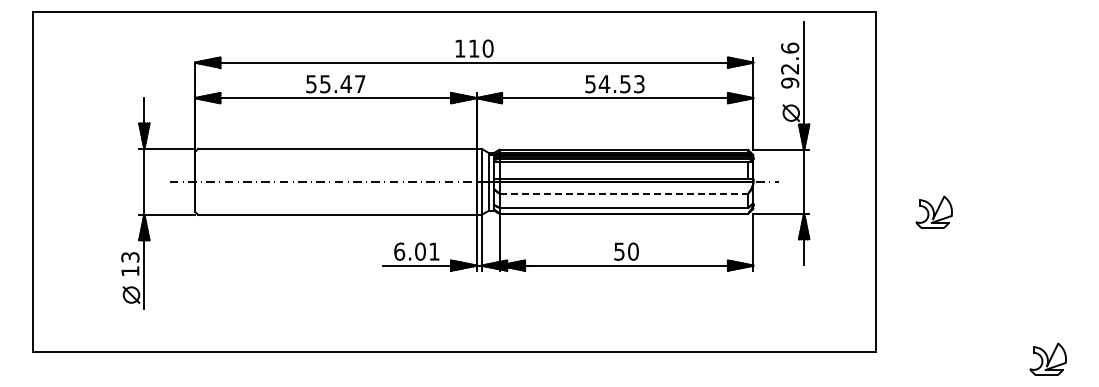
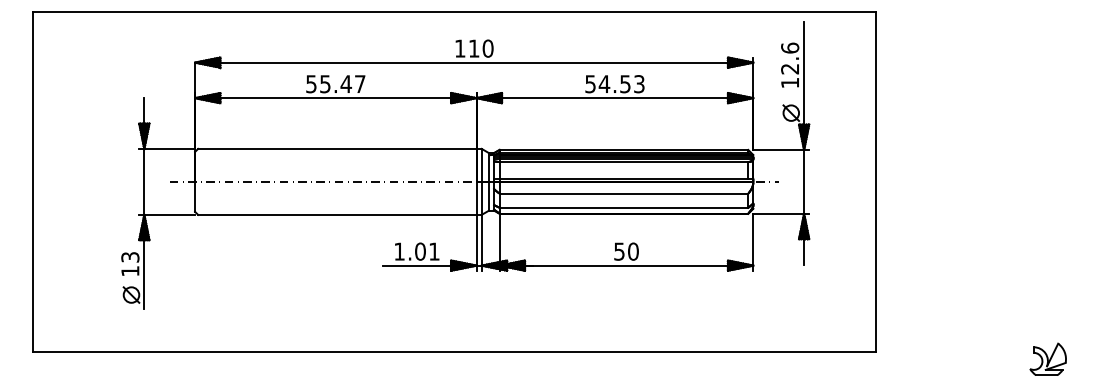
text: 92.6 -> 12.6 (790, 82)
line: dashed -> solid (624, 193)
part: present -> none (933, 211)
text: 6.01 -> 1.01 (399, 251)
